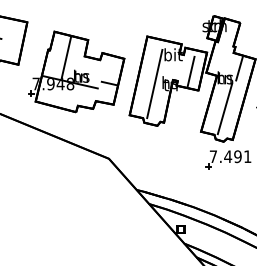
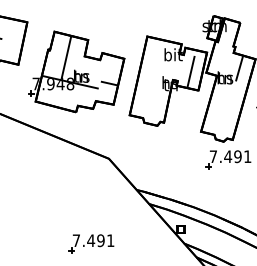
line: present -> none (154, 83)
line: present -> none (224, 108)
part: none -> present (91, 243)
